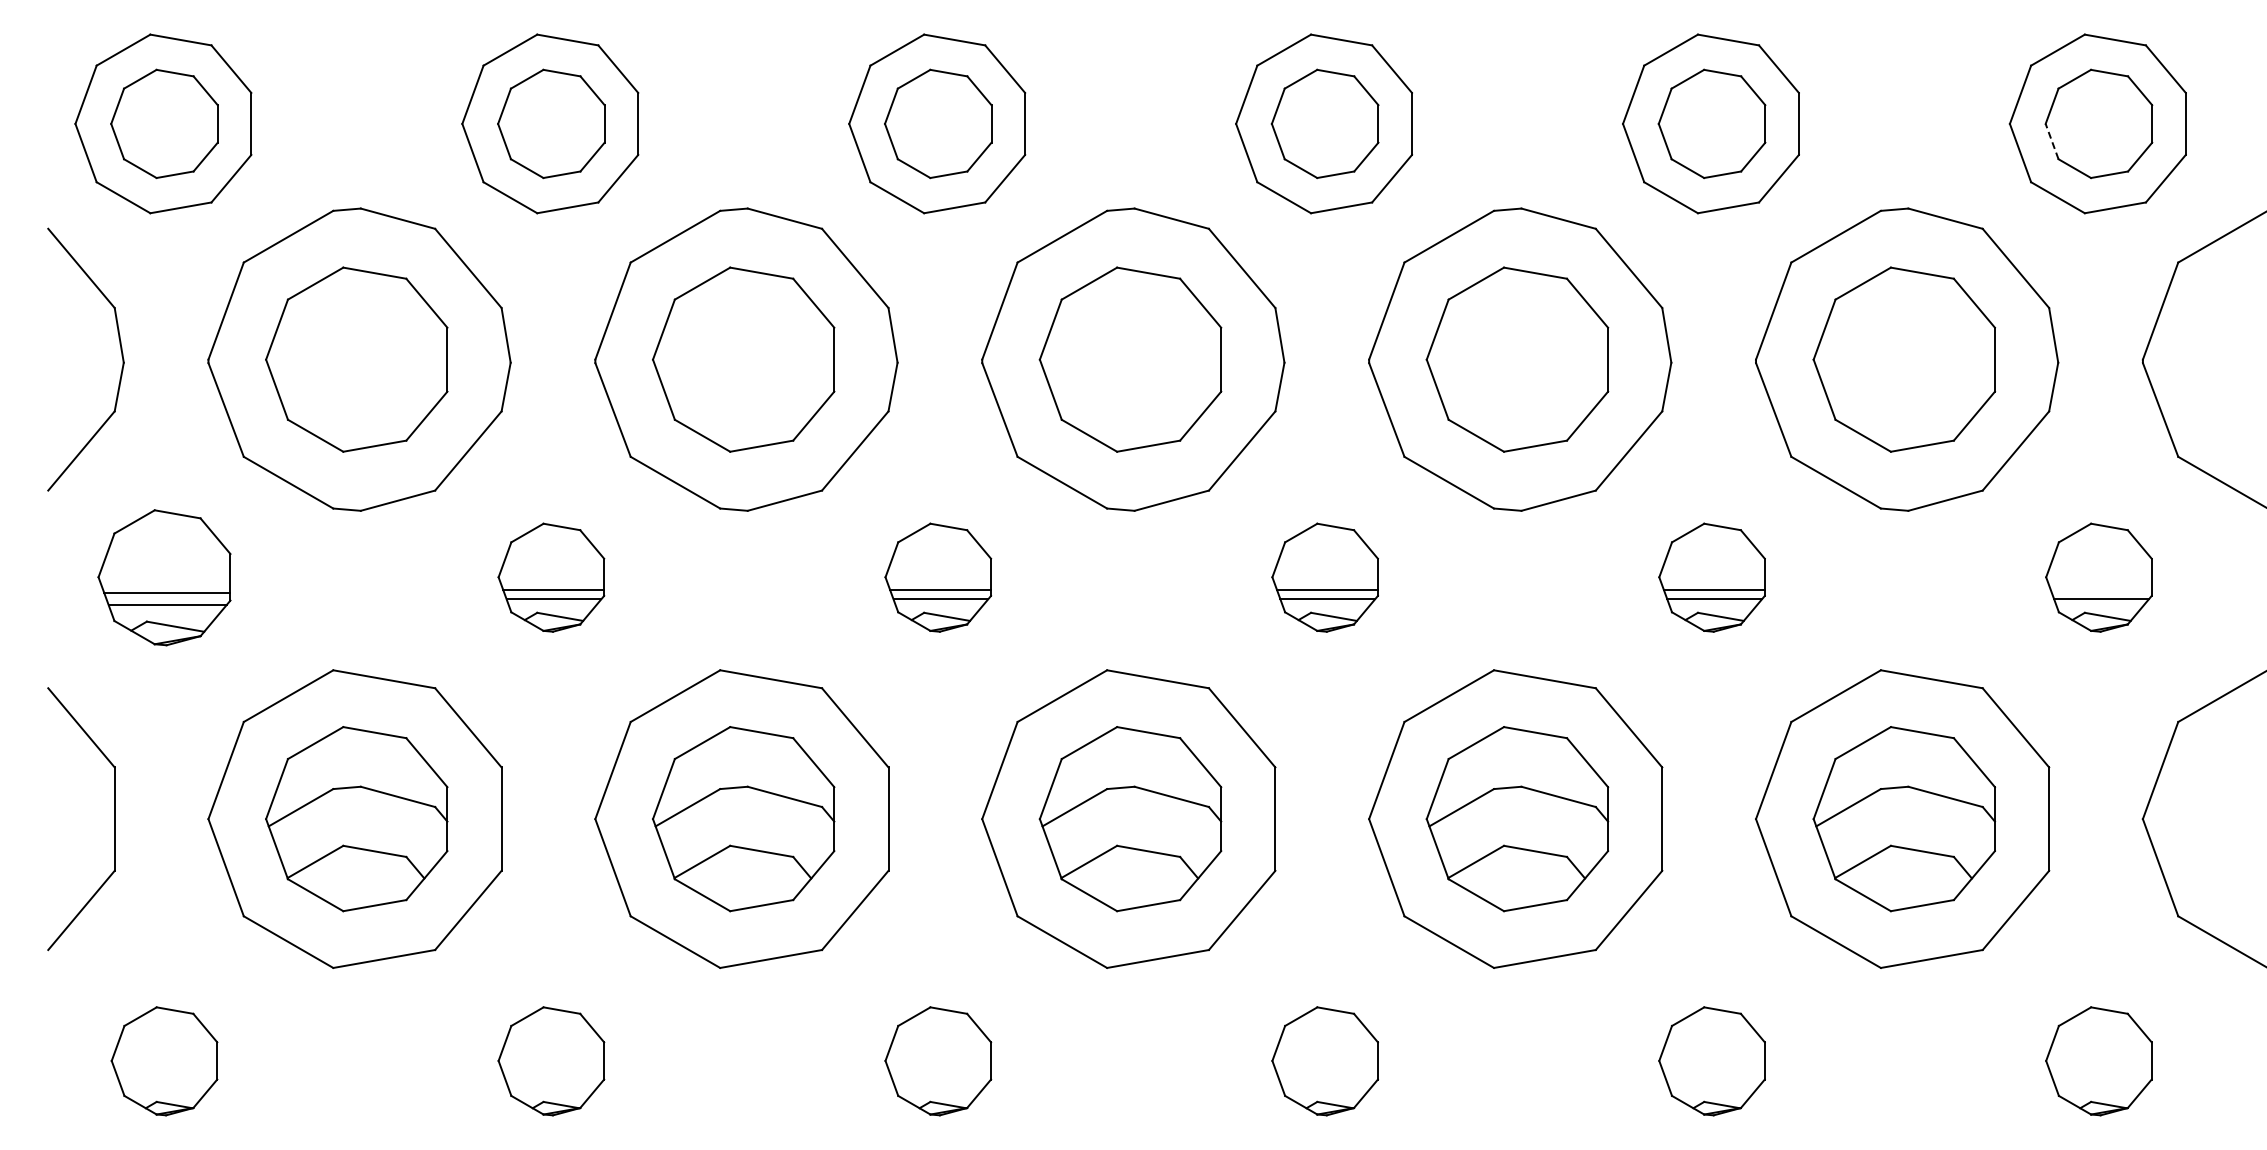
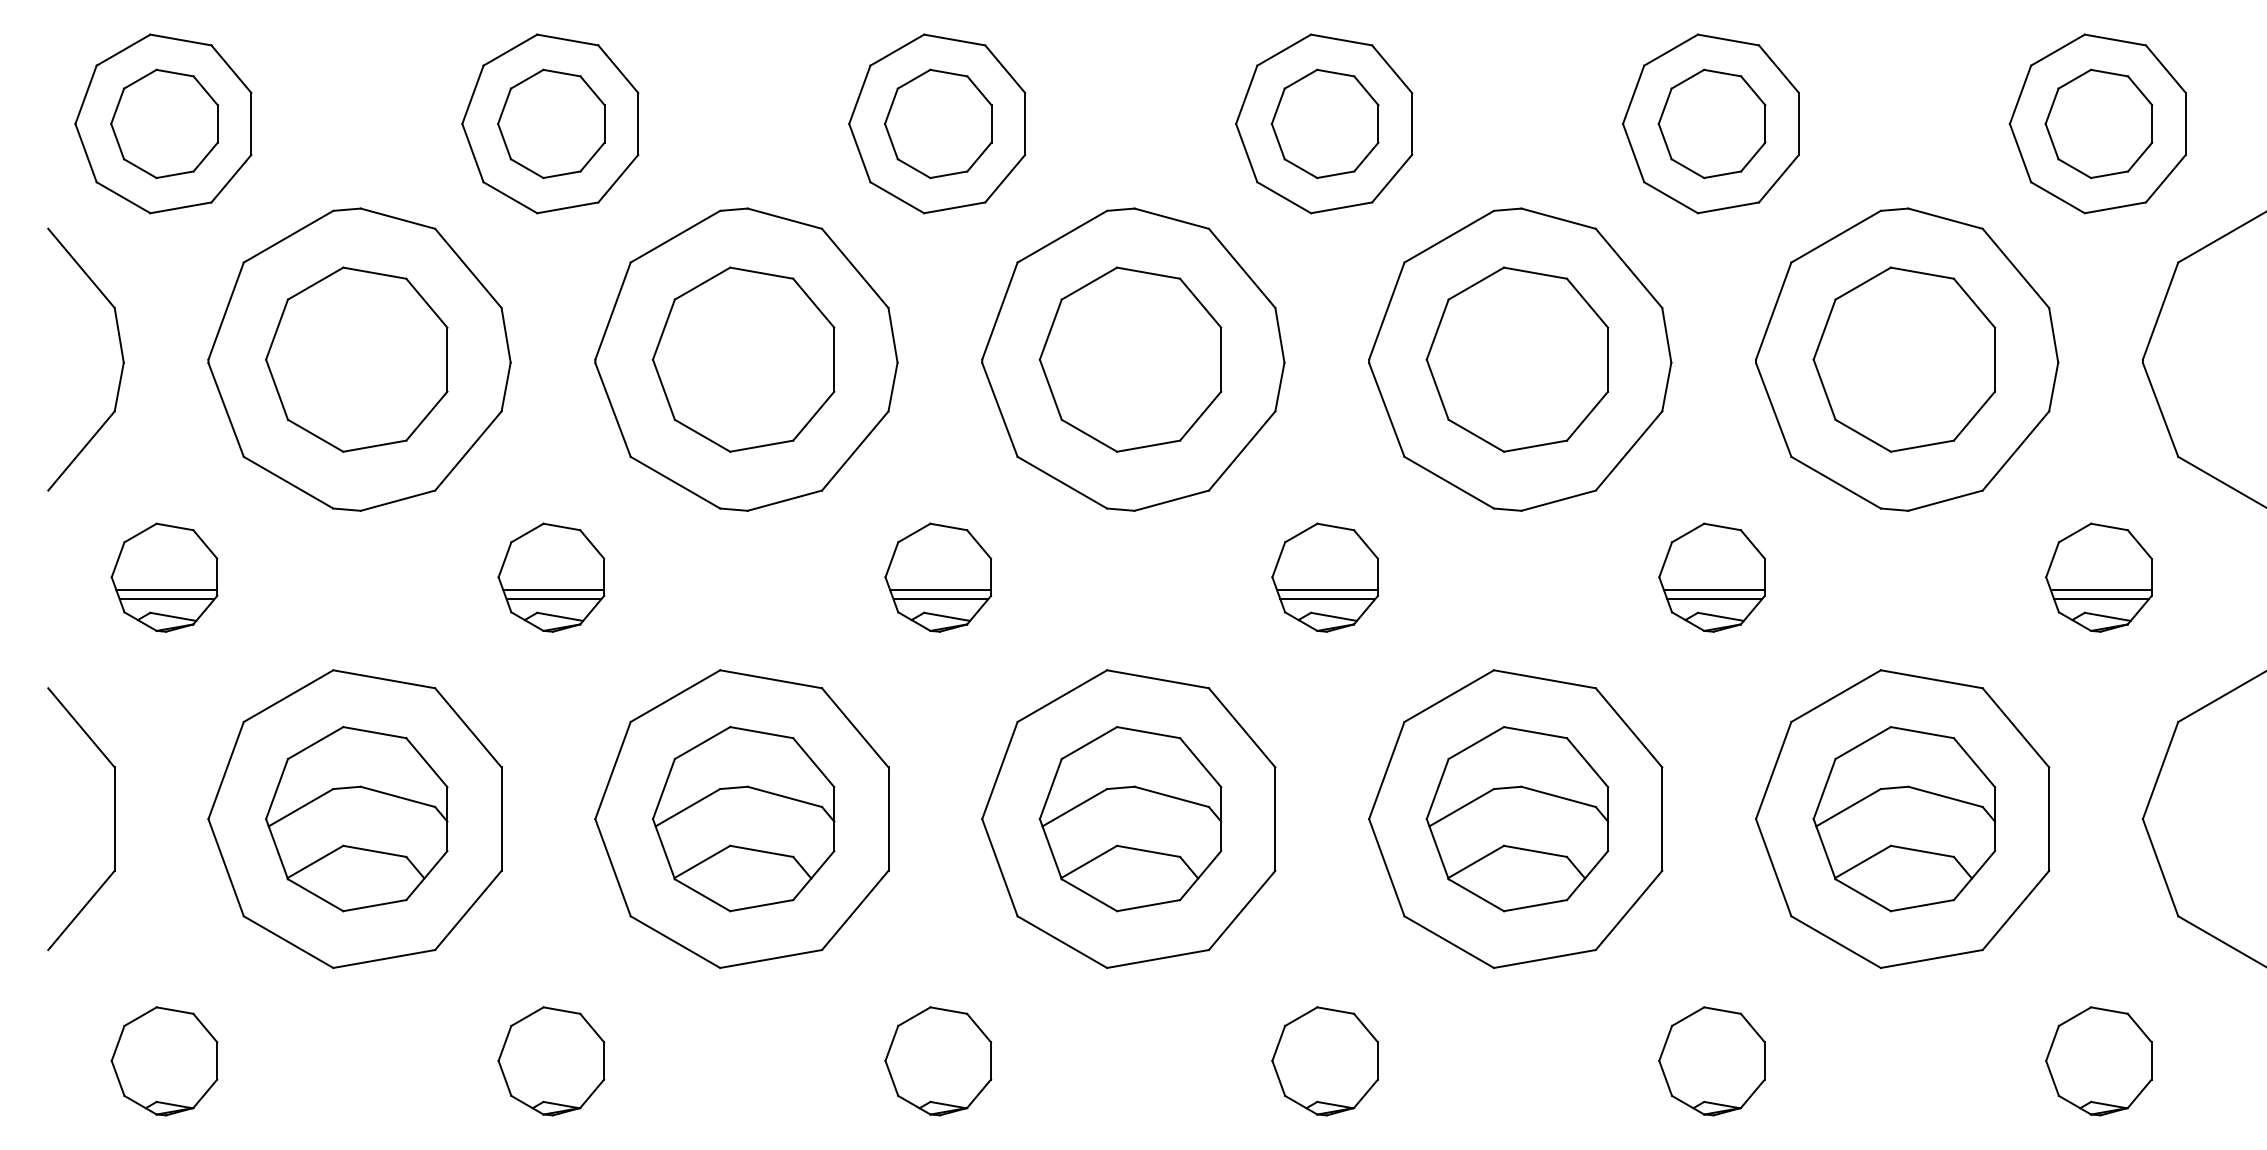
line: dashed -> solid (2052, 141)
part size: 135x138 px -> 109x111 px (164, 577)
line: none -> present (2100, 590)
